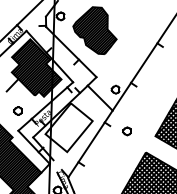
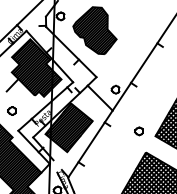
part position: (17, 110) -> (11, 110) (11, 110)
hatch: none -> present (69, 127)
part position: (126, 131) -> (138, 131) (138, 131)
